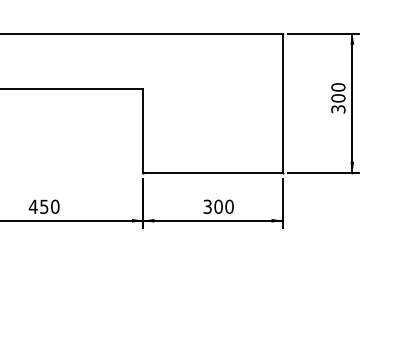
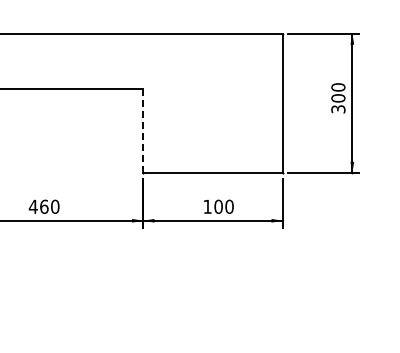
line: solid -> dashed (143, 131)
text: 450 -> 460 (44, 206)
text: 300 -> 100 (207, 206)
